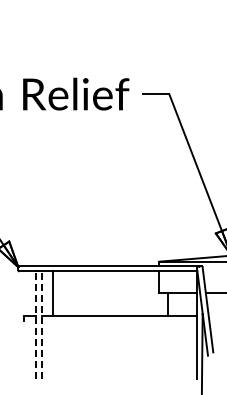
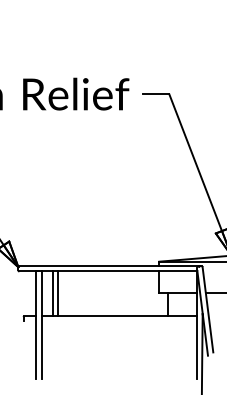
line: none -> present (58, 293)
line: dashed -> solid (35, 325)
line: dashed -> solid (42, 325)
